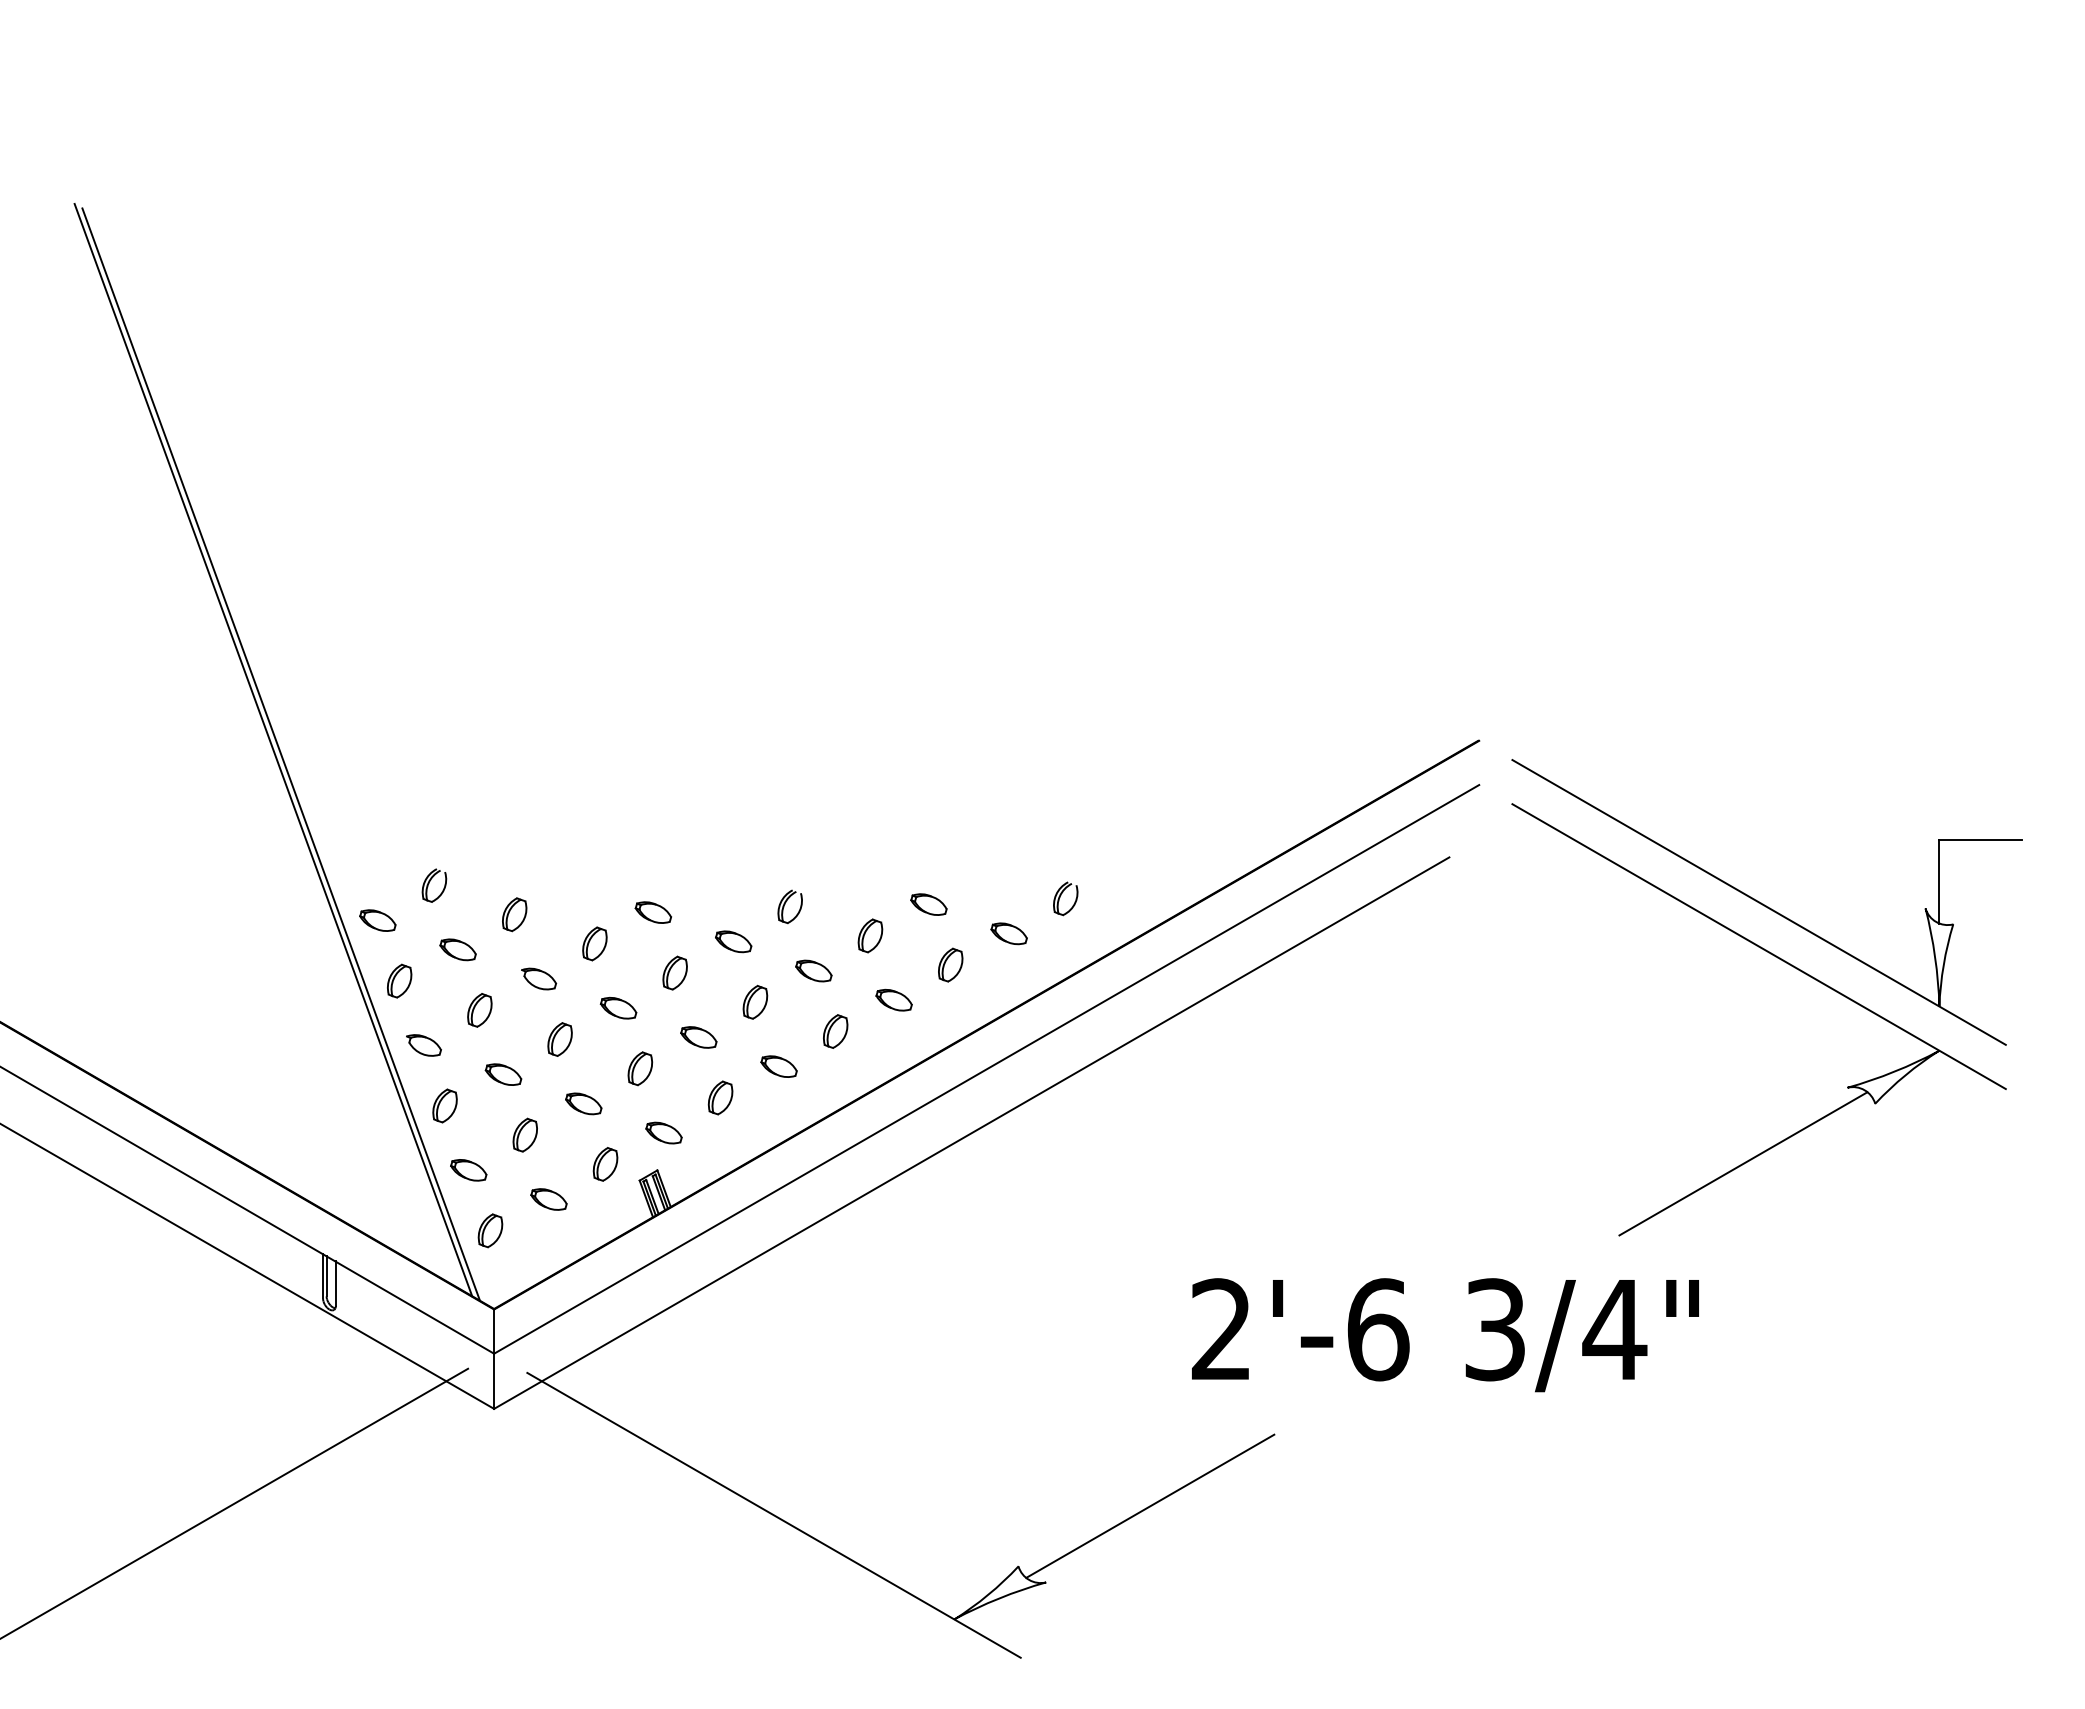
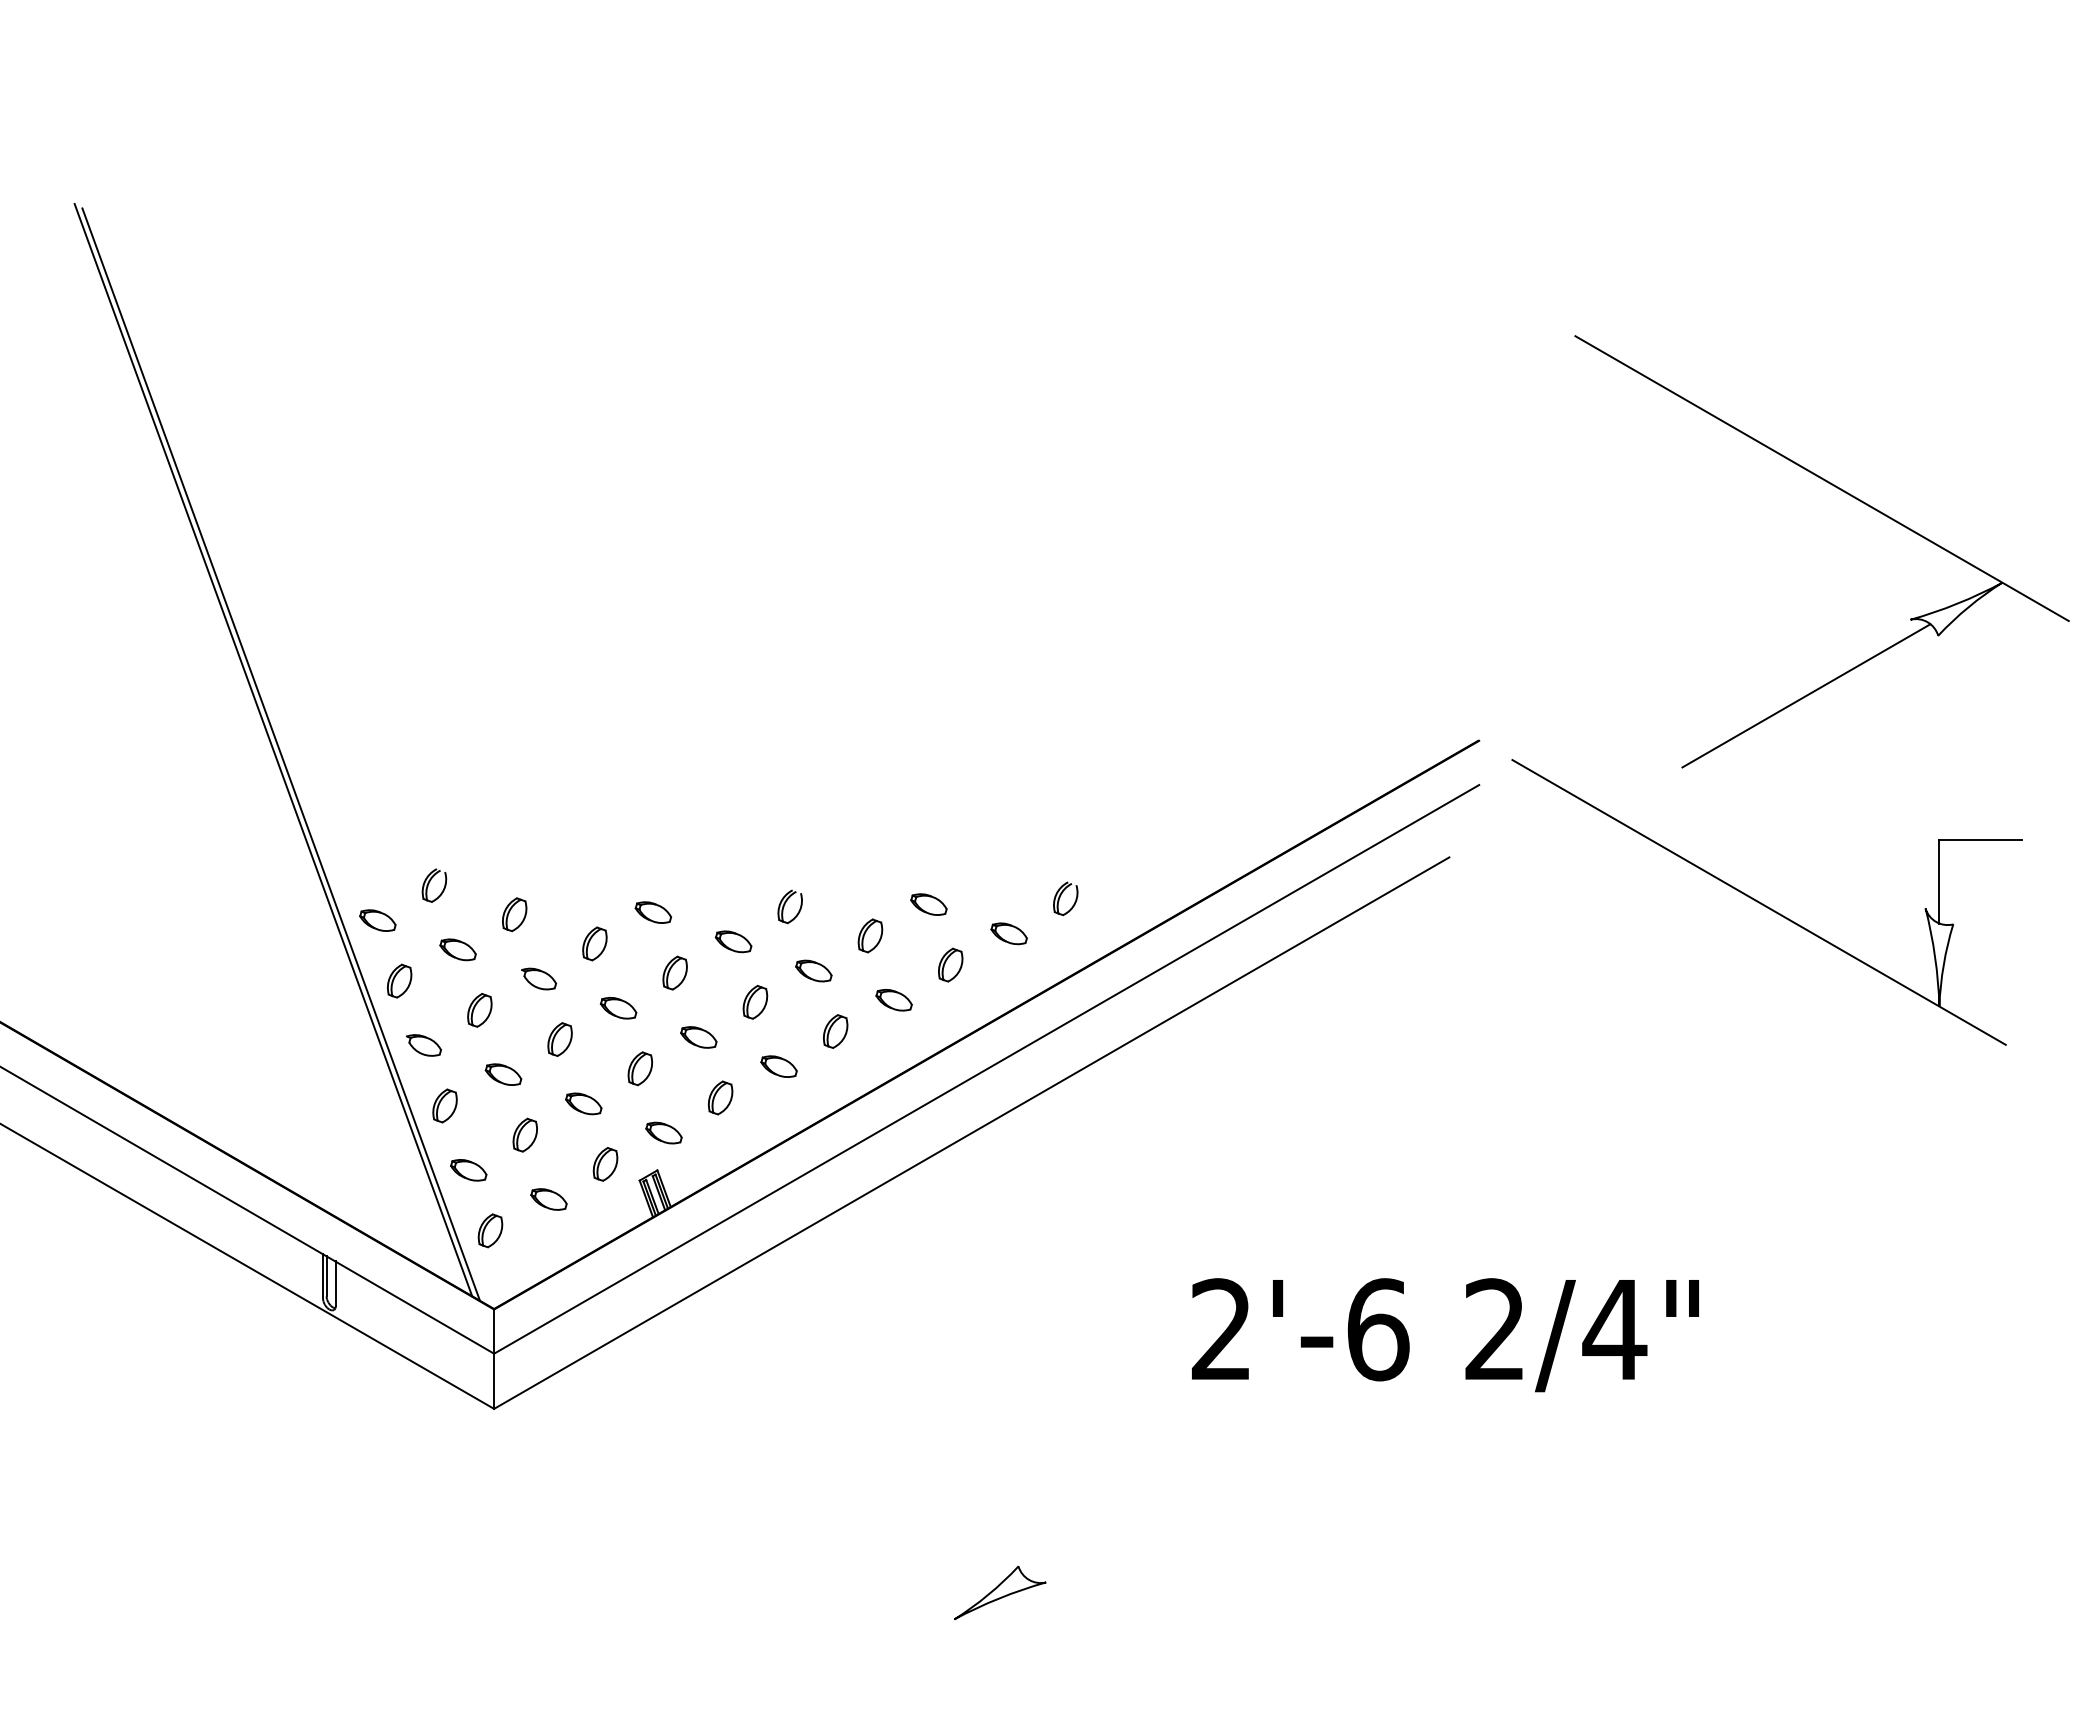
part position: (1787, 964) -> (1850, 496) (1850, 496)
text: 3/4" -> 2/4" (1494, 1329)
line: present -> none (235, 1502)
line: present -> none (1150, 1505)
line: present -> none (773, 1514)
